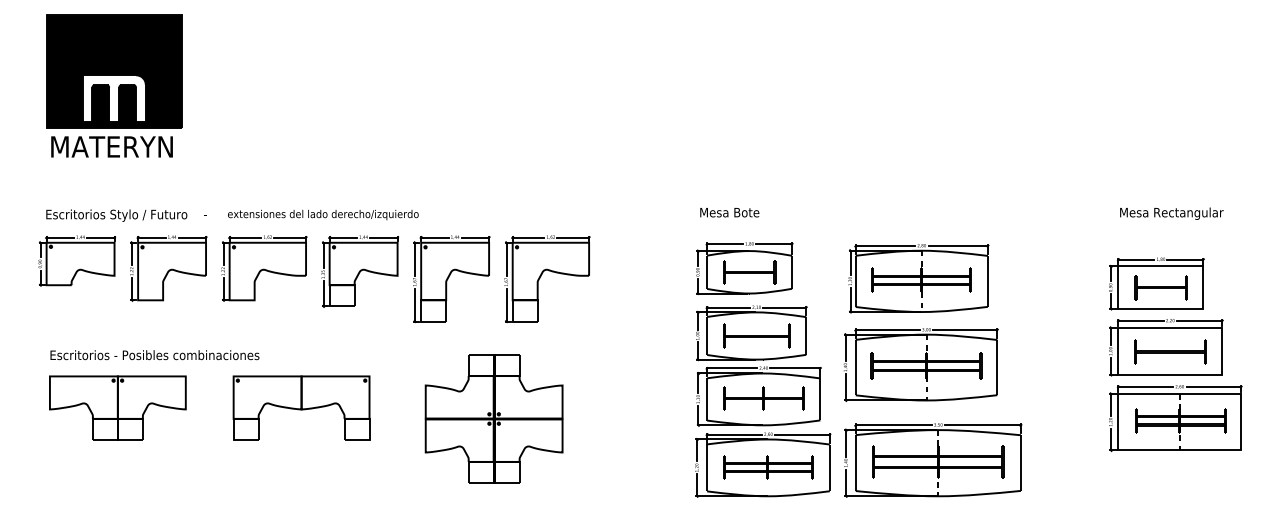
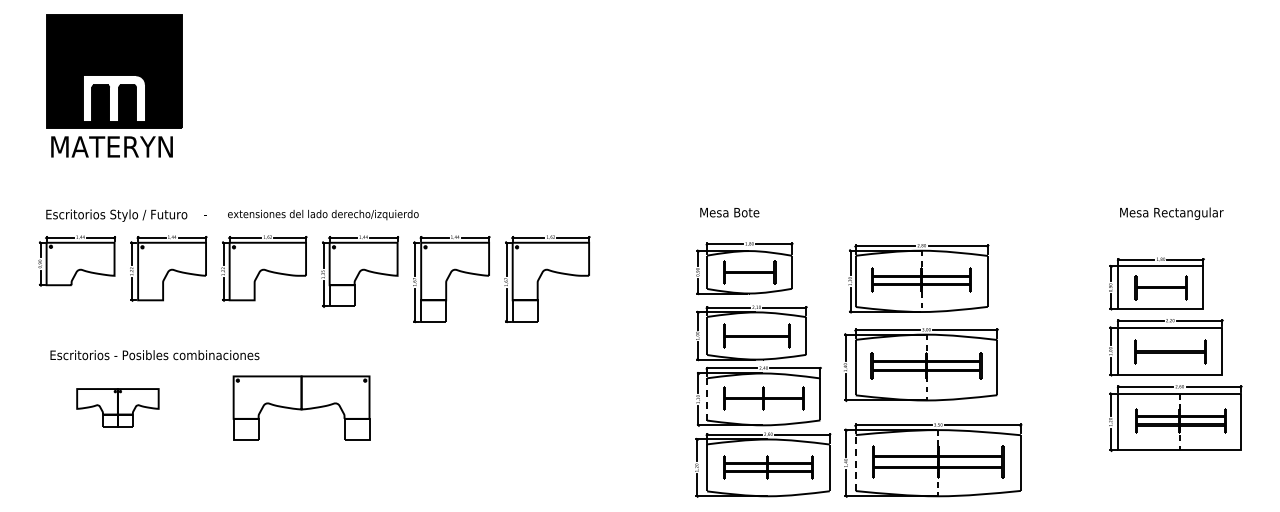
line: solid -> dashed (707, 398)
part size: 138x66 px -> 84x40 px (117, 407)
part: present -> none (493, 418)
line: solid -> dashed (855, 463)
